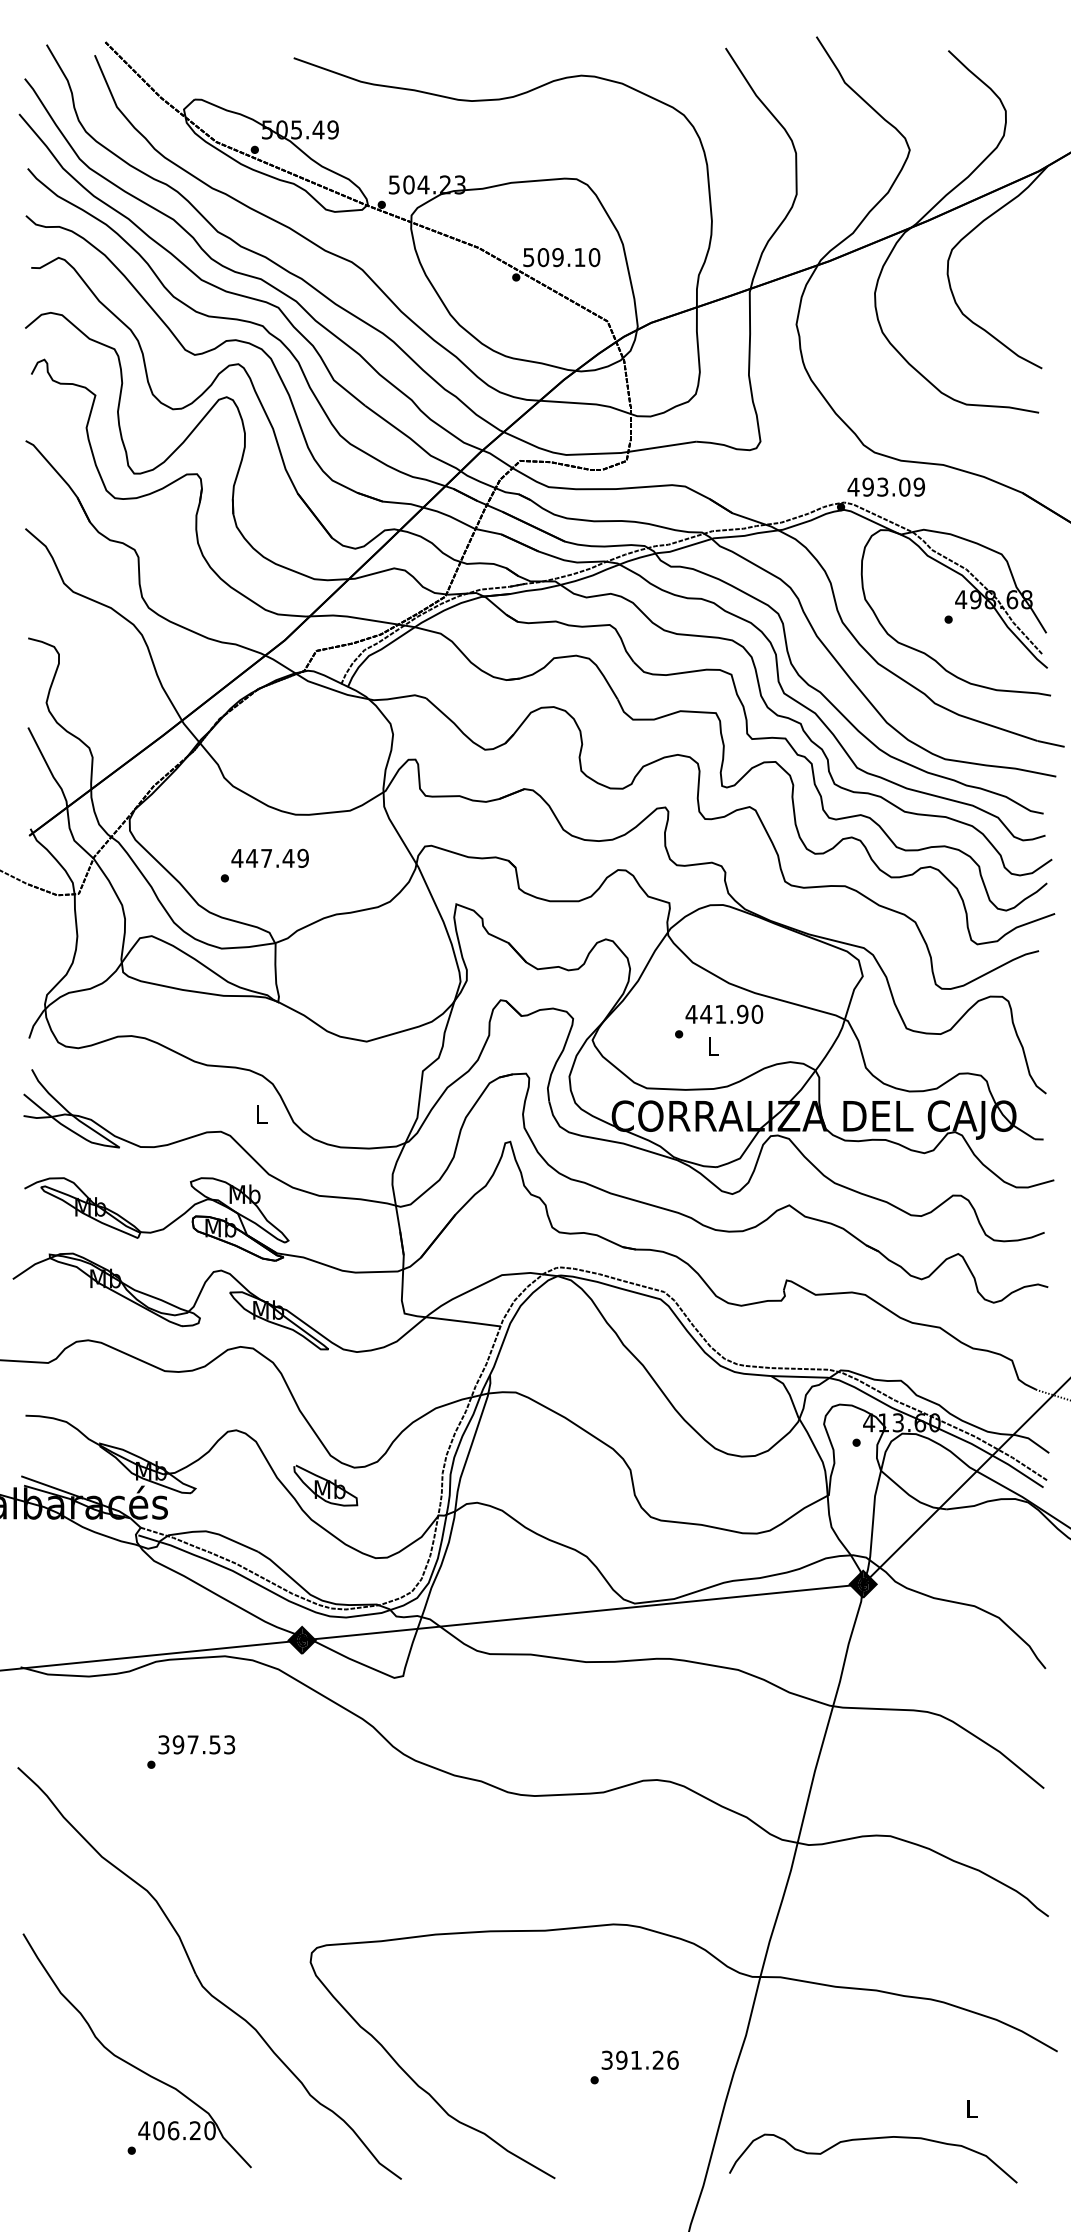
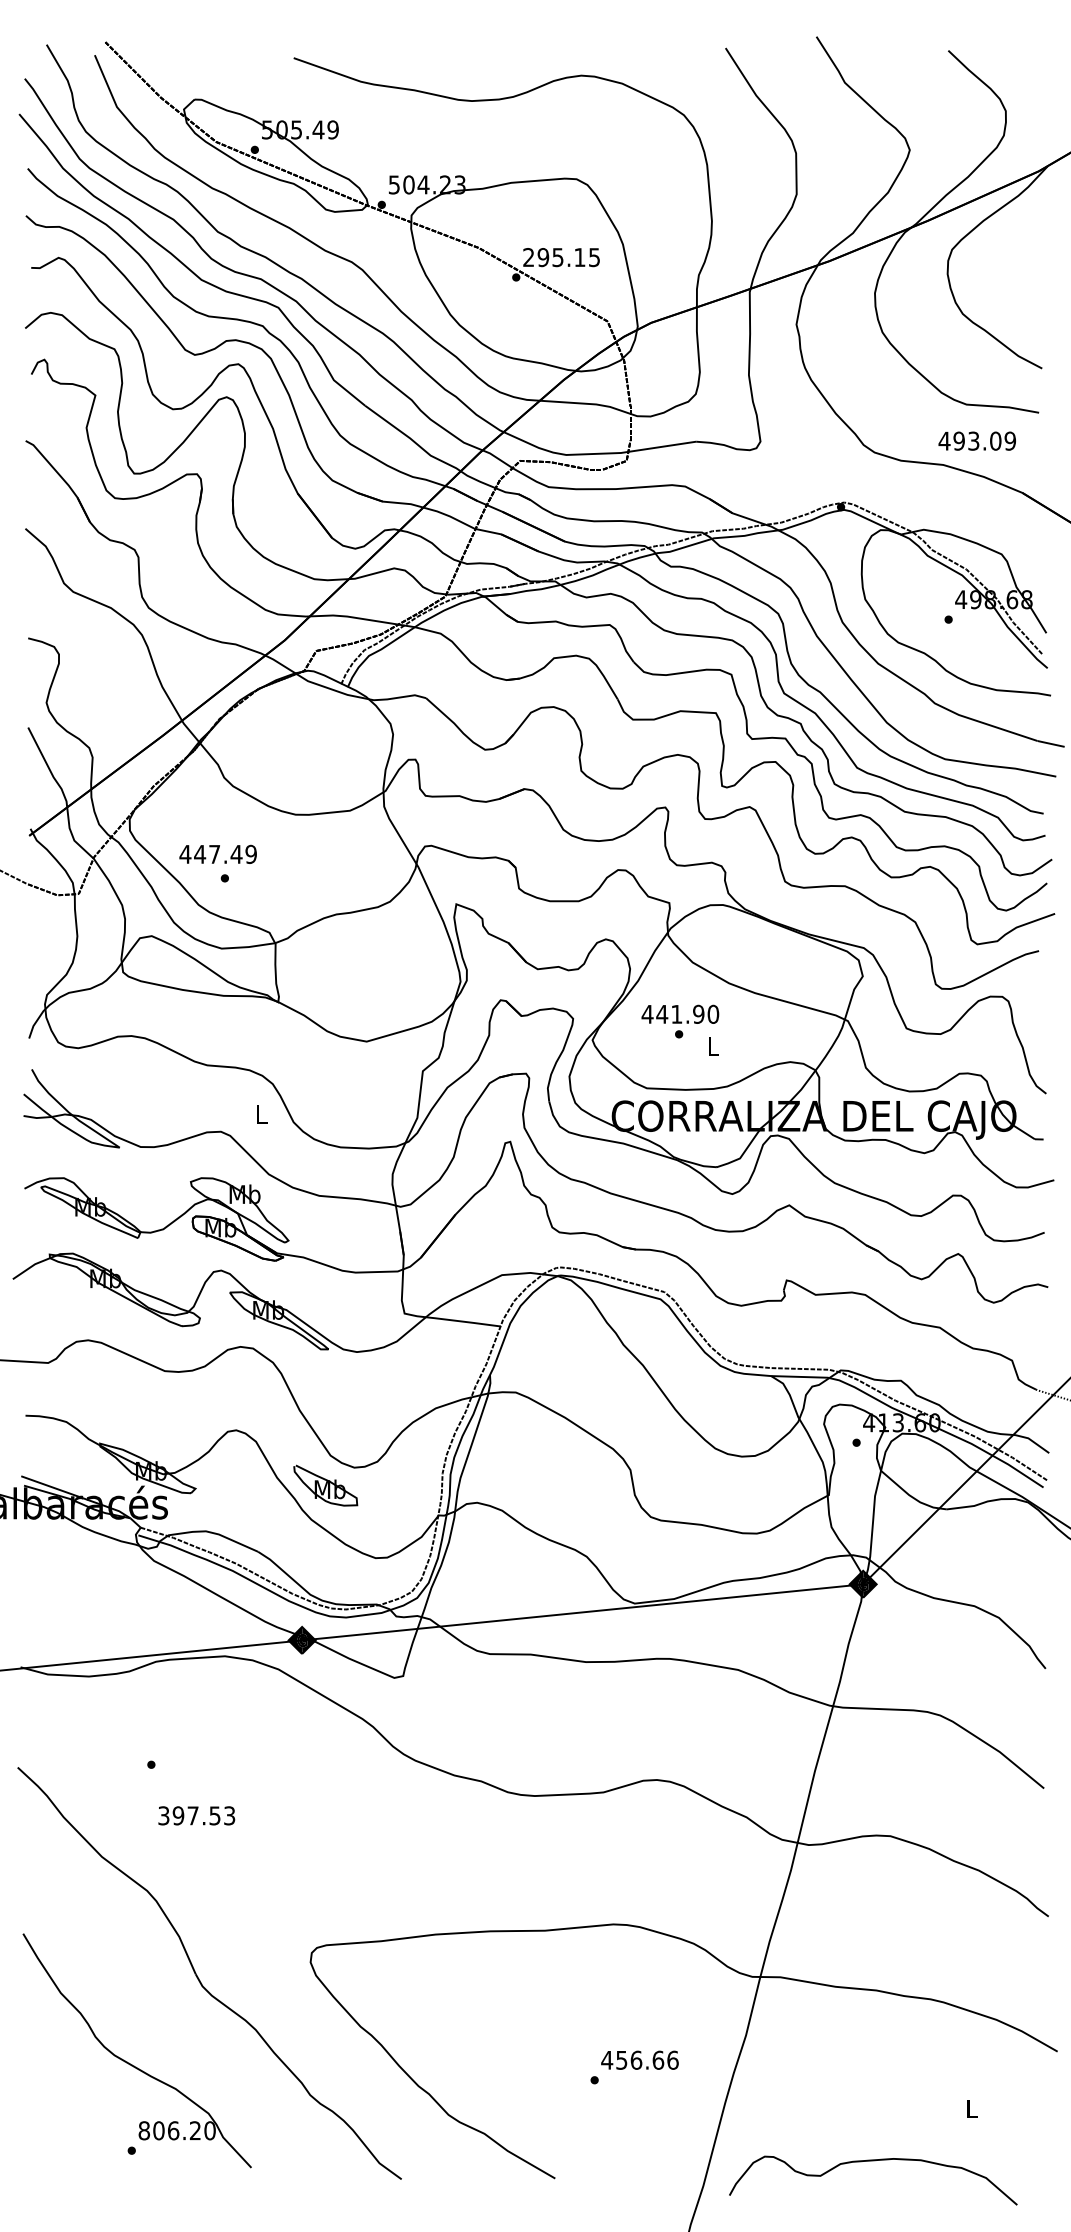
text: 509.10 -> 295.15 (561, 257)
text position: (885, 486) -> (976, 440) (976, 440)
text position: (269, 857) -> (217, 853) (217, 853)
text position: (724, 1013) -> (680, 1013) (680, 1013)
text position: (196, 1744) -> (196, 1815) (196, 1815)
text: 391.26 -> 456.66 (632, 2059)
text: 406.20 -> 806.20 (144, 2130)
curve position: (873, 2139) -> (873, 2161) (873, 2161)
